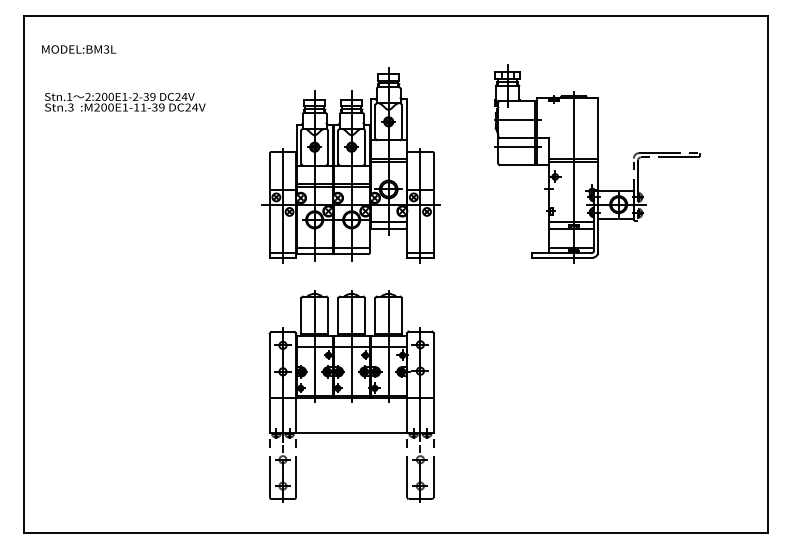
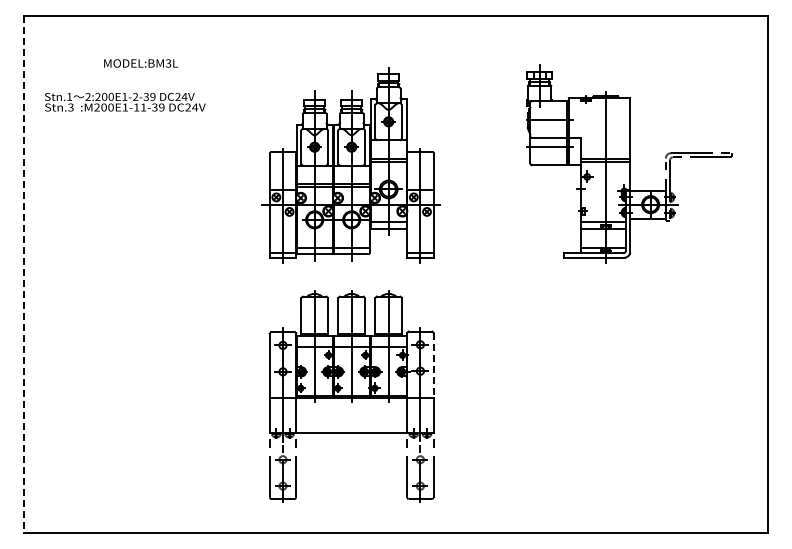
text position: (79, 49) -> (141, 63) (141, 63)
part position: (597, 163) -> (629, 163) (629, 163)
line: solid -> dashed (23, 274)
line: solid -> dashed (433, 365)
